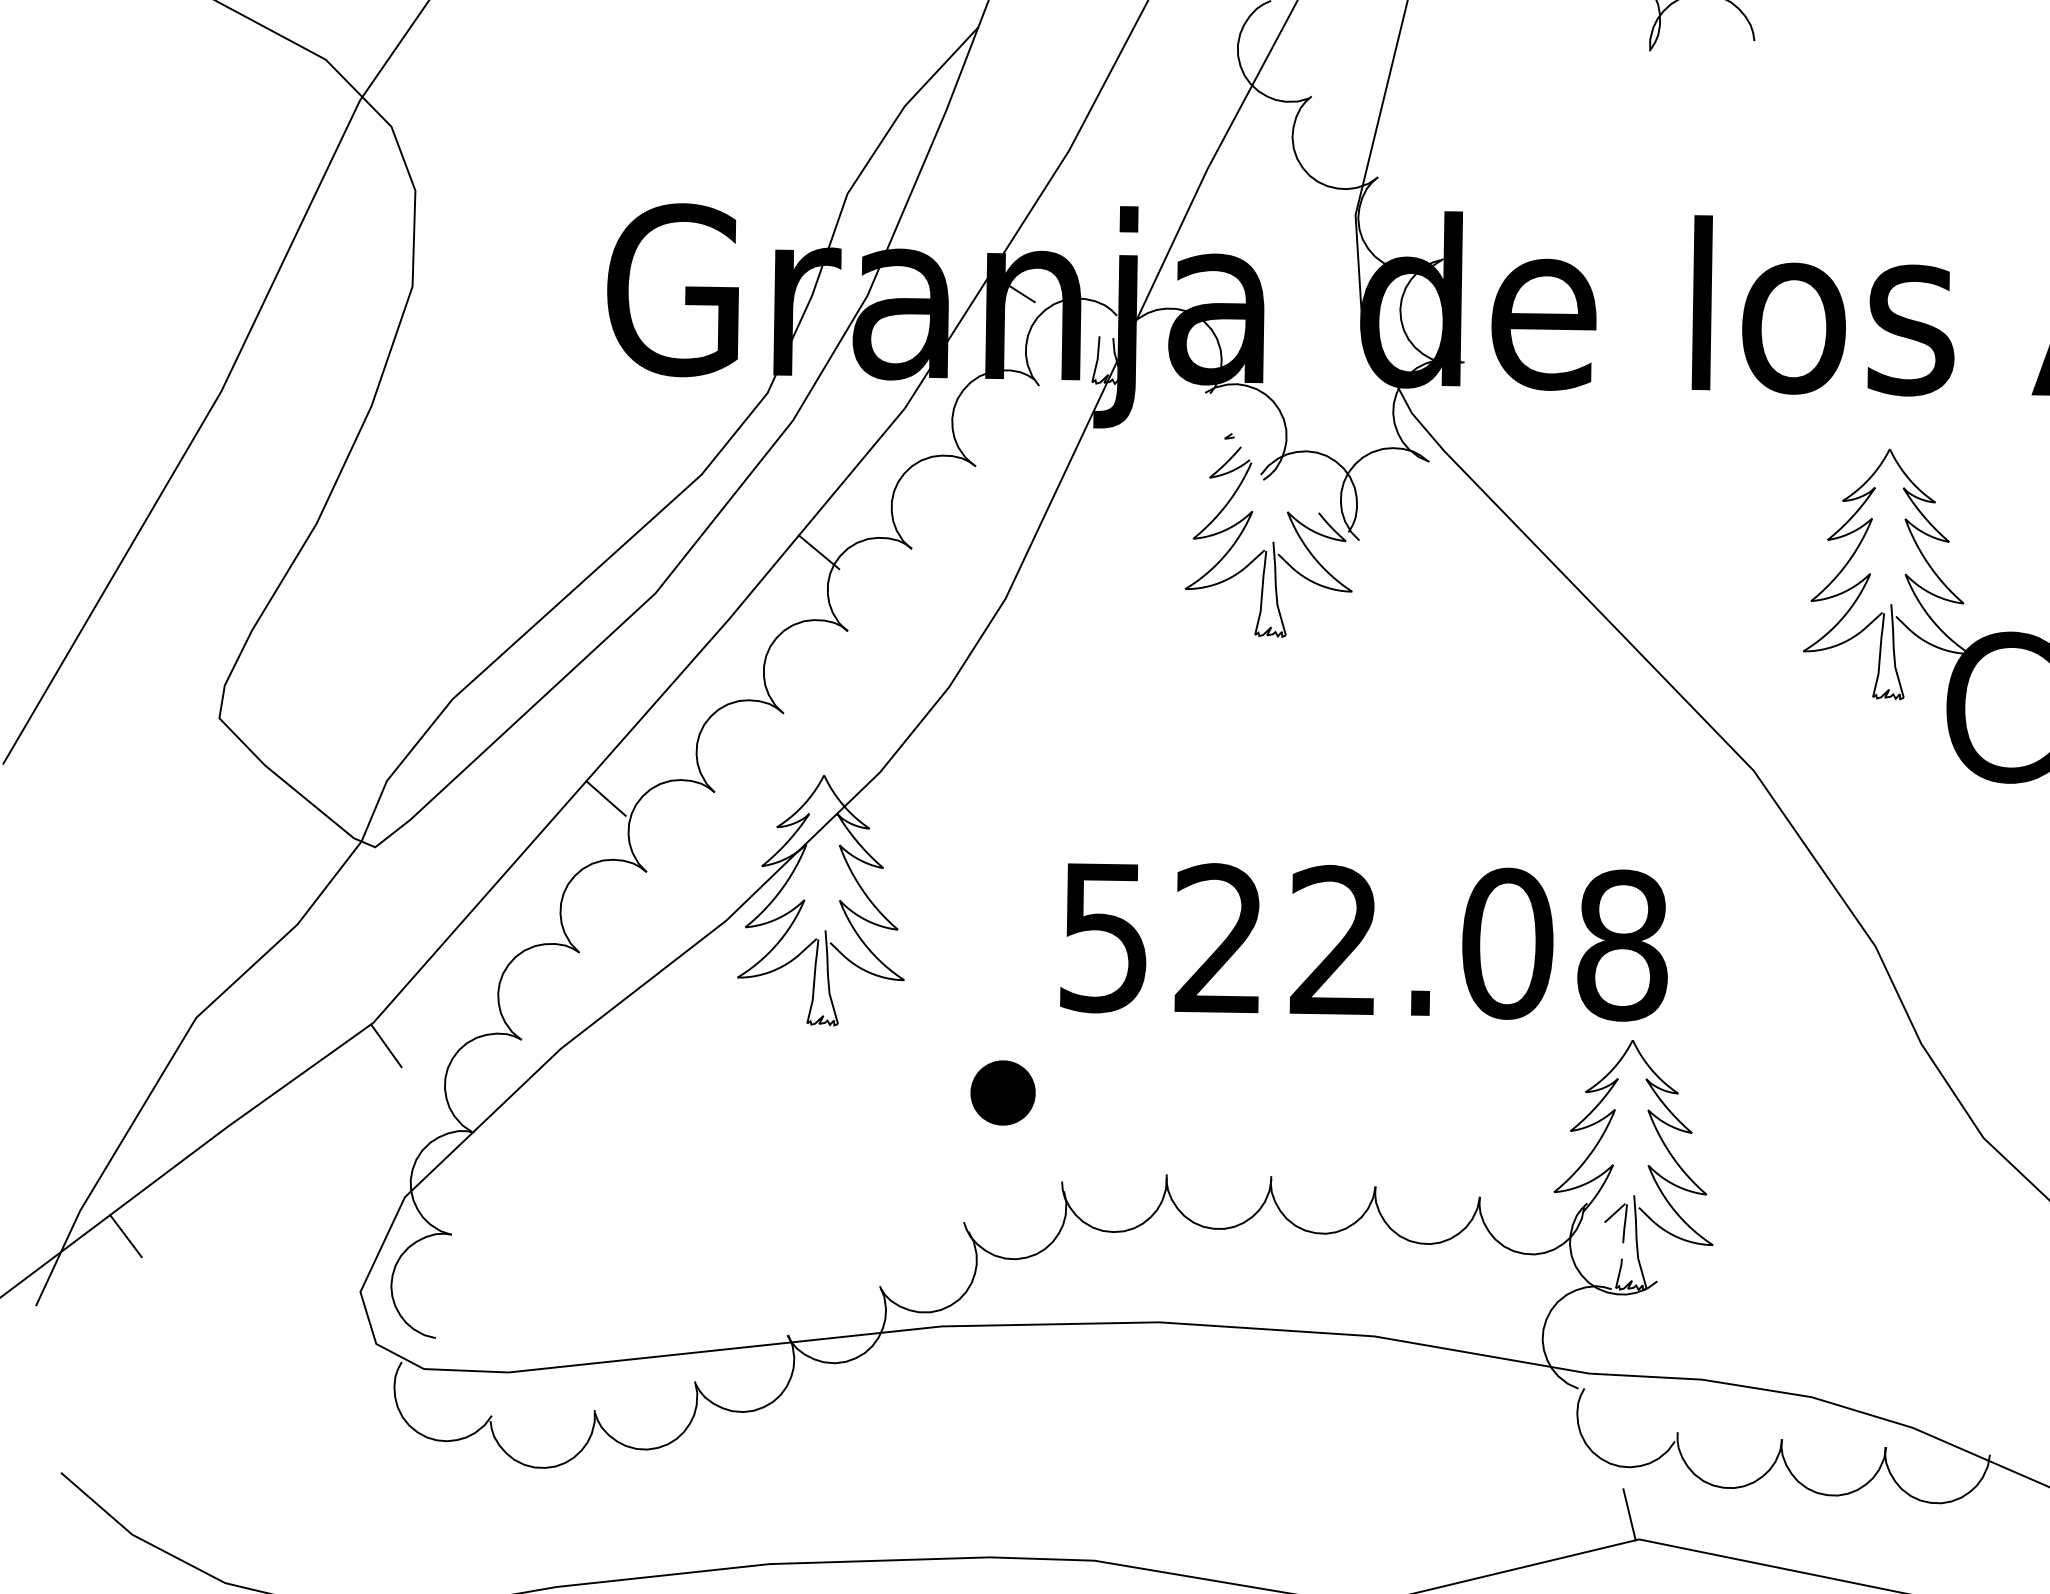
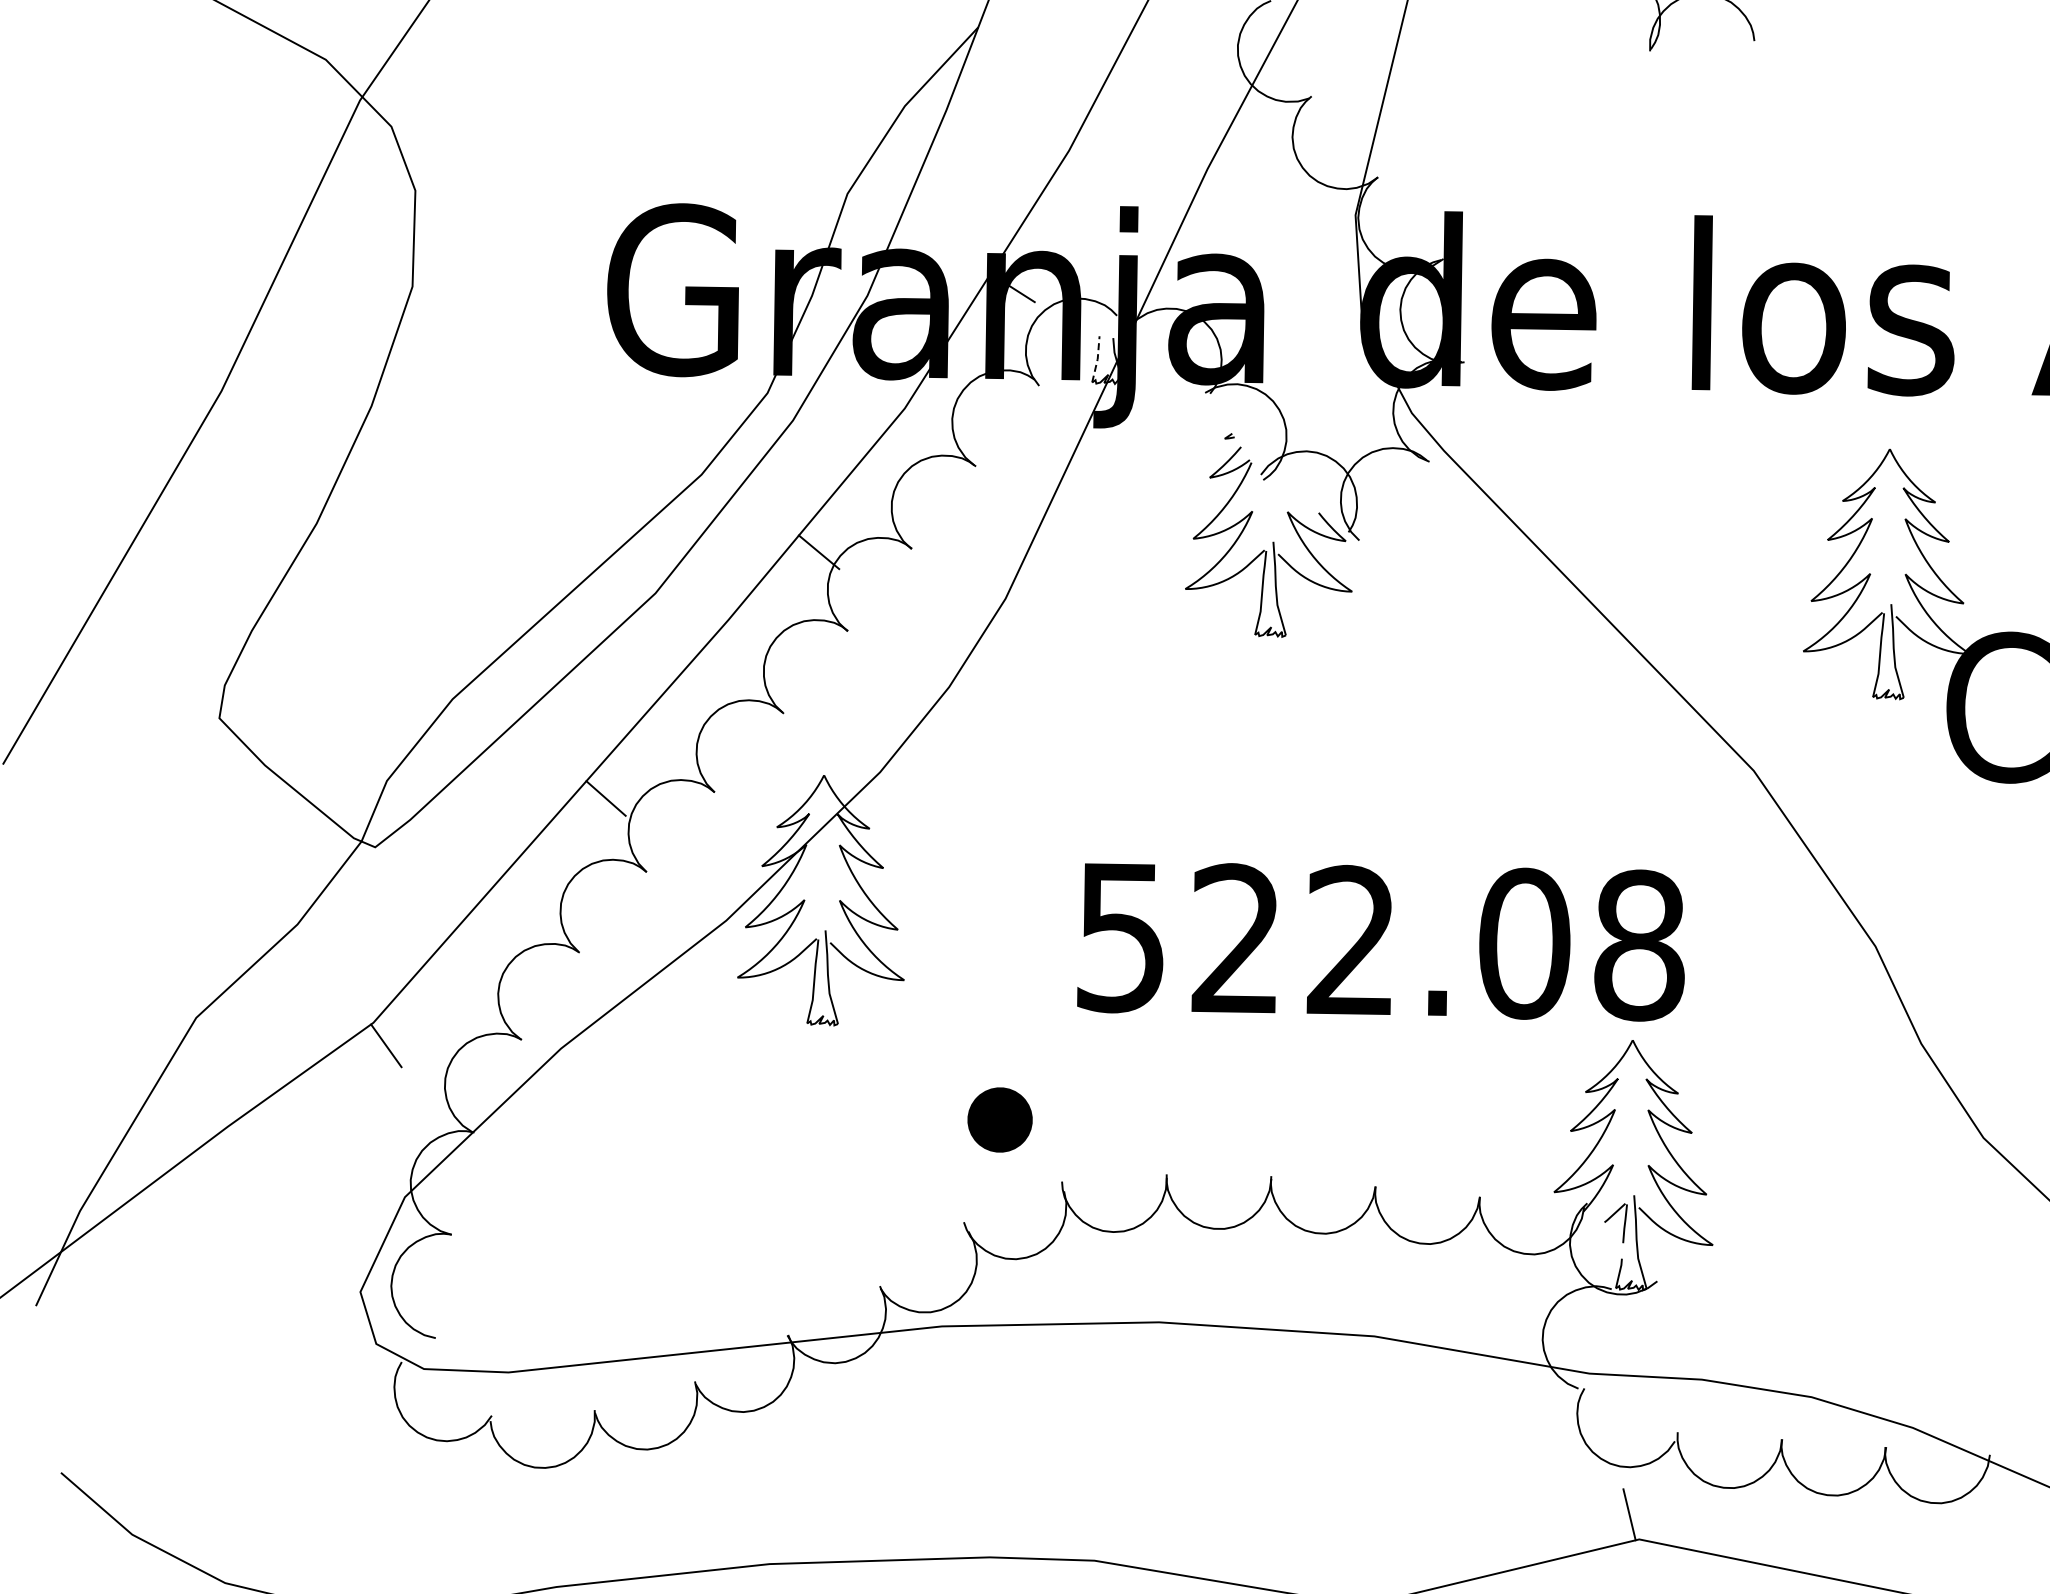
line: solid -> dashed (1097, 359)
text position: (1363, 942) -> (1380, 942) (1380, 942)
part position: (1002, 1092) -> (999, 1119) (999, 1119)
line: present -> none (125, 1236)
